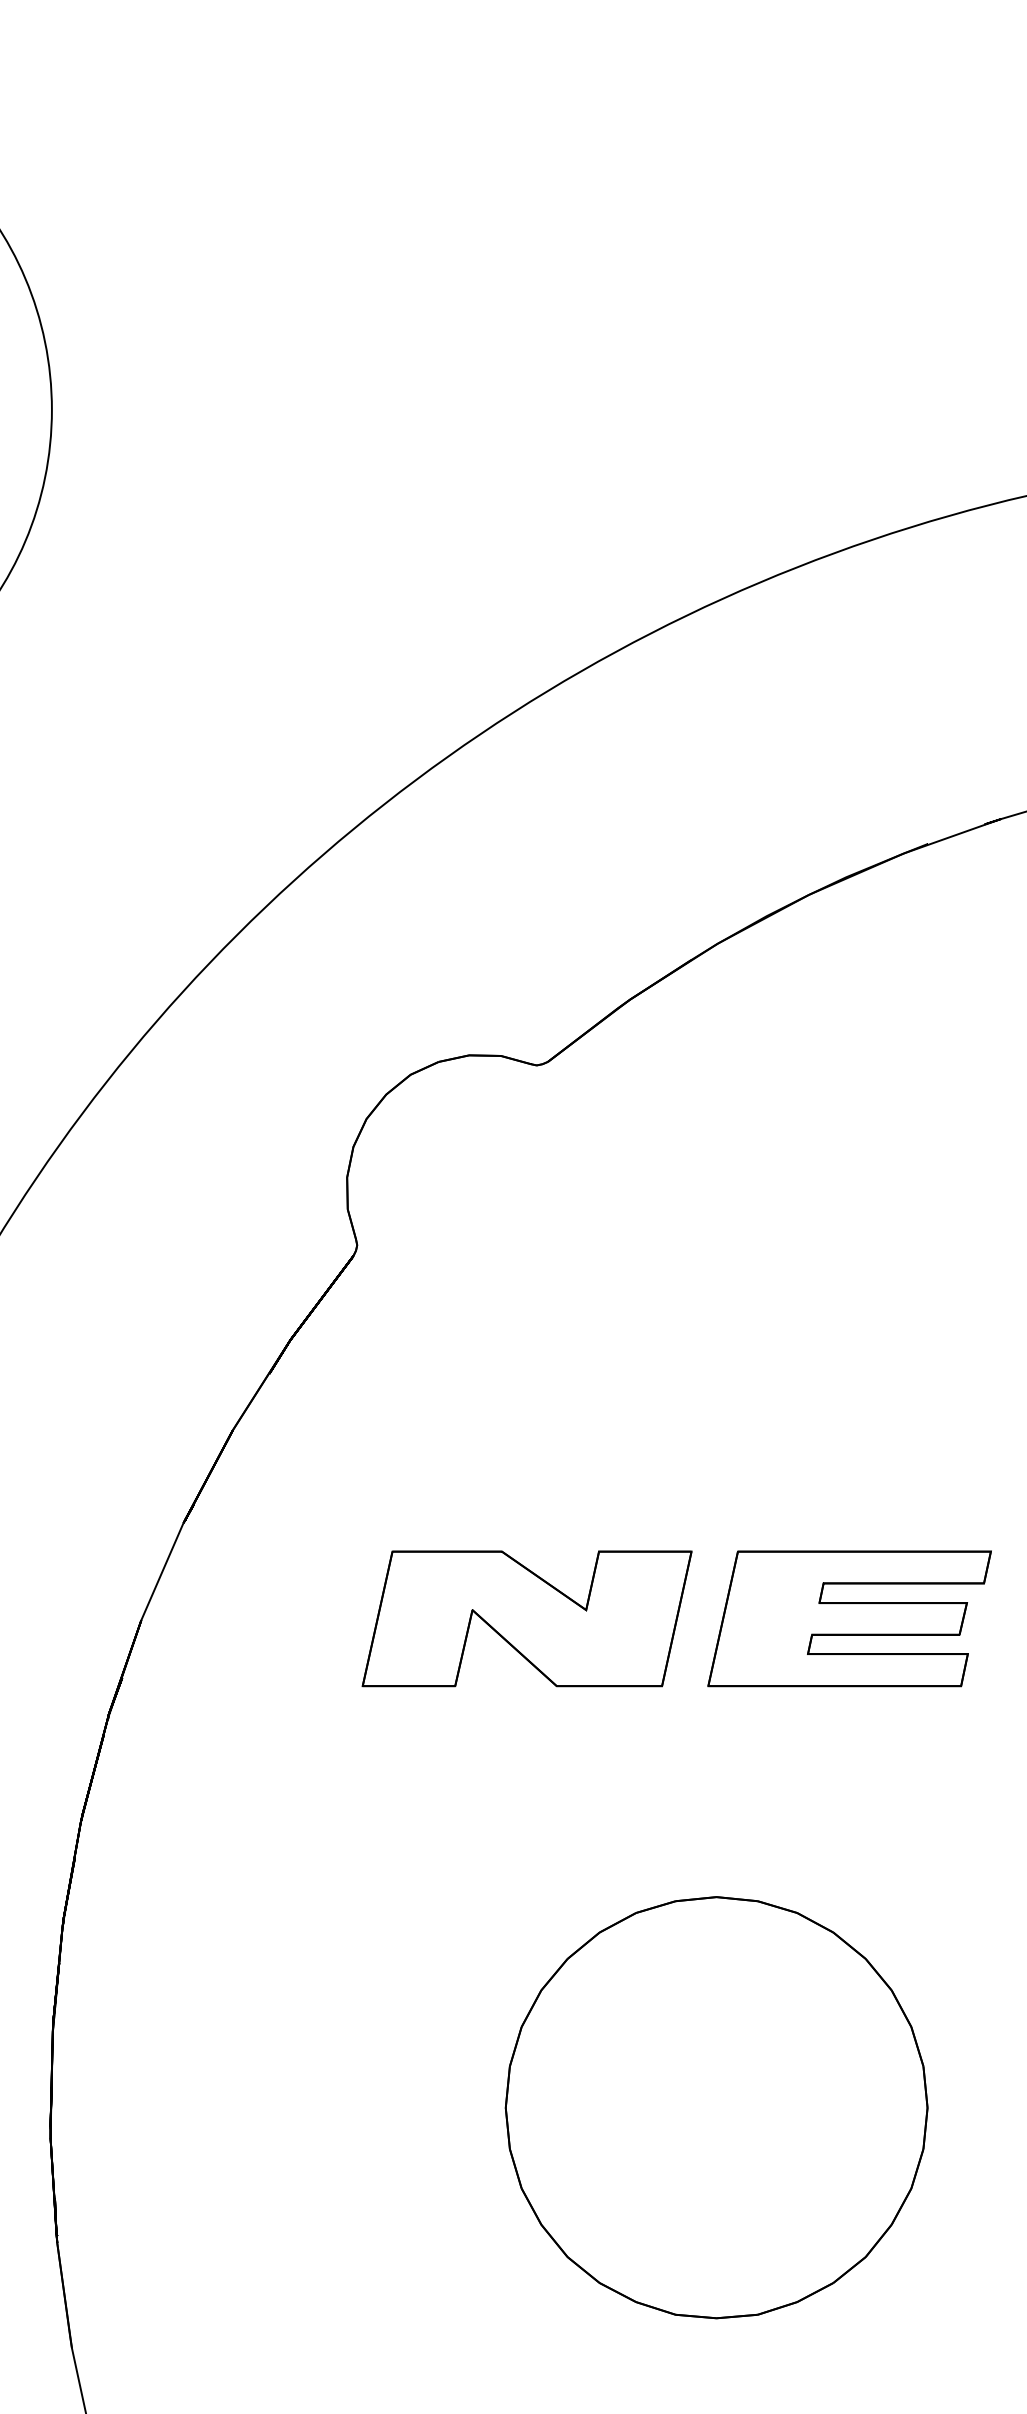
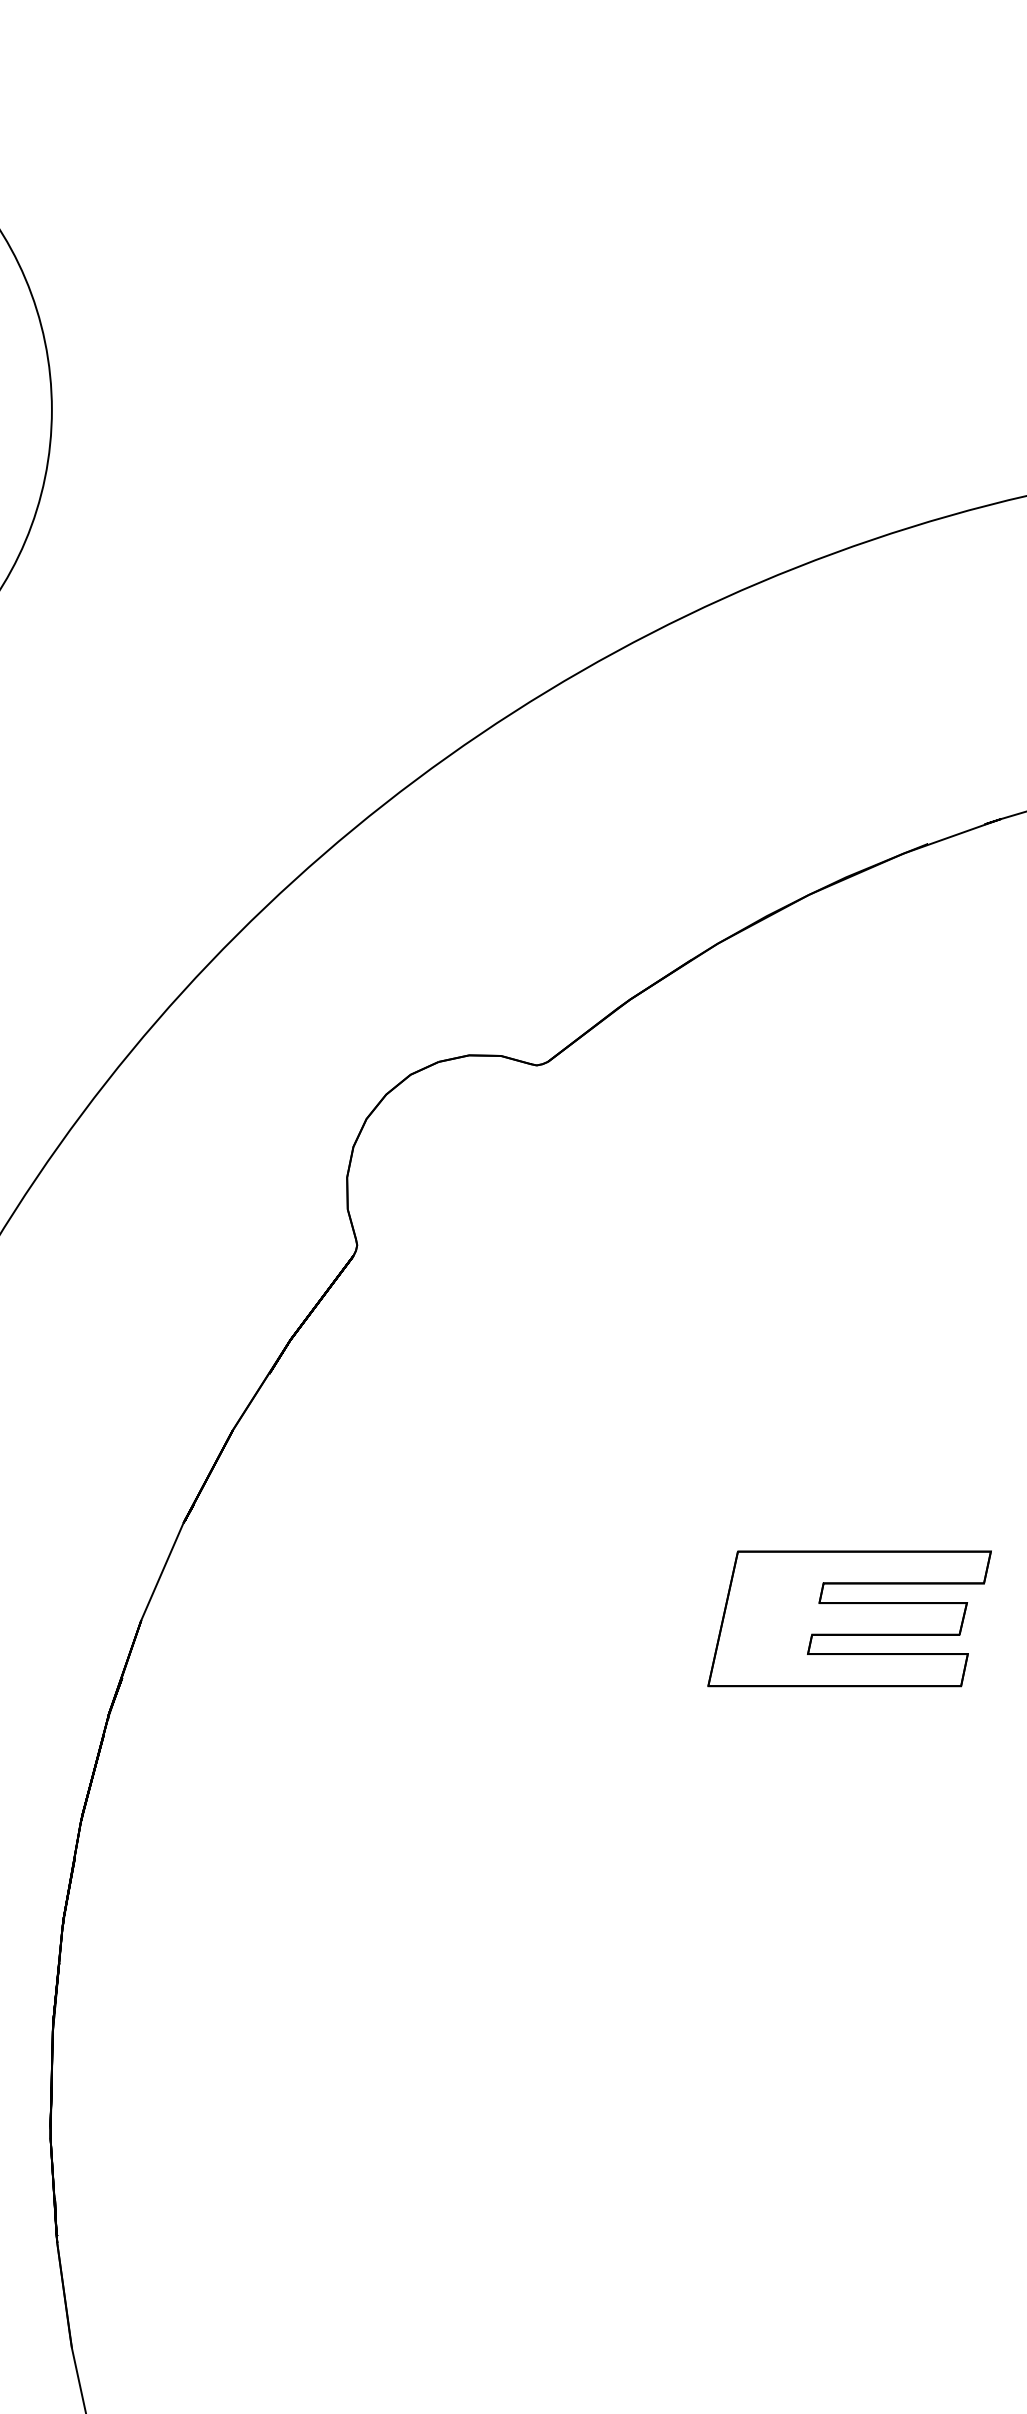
part: present -> none (526, 1618)
part: present -> none (716, 2107)
